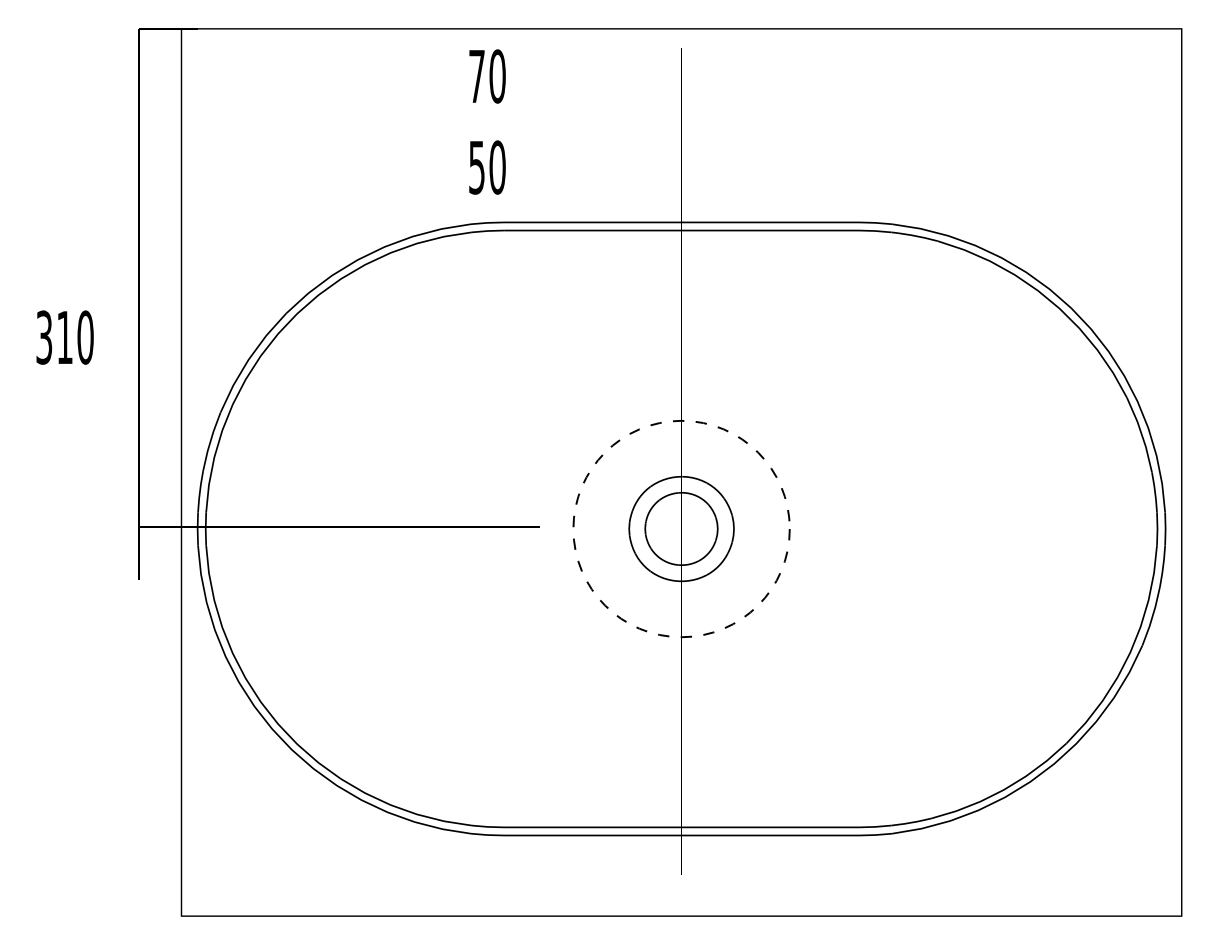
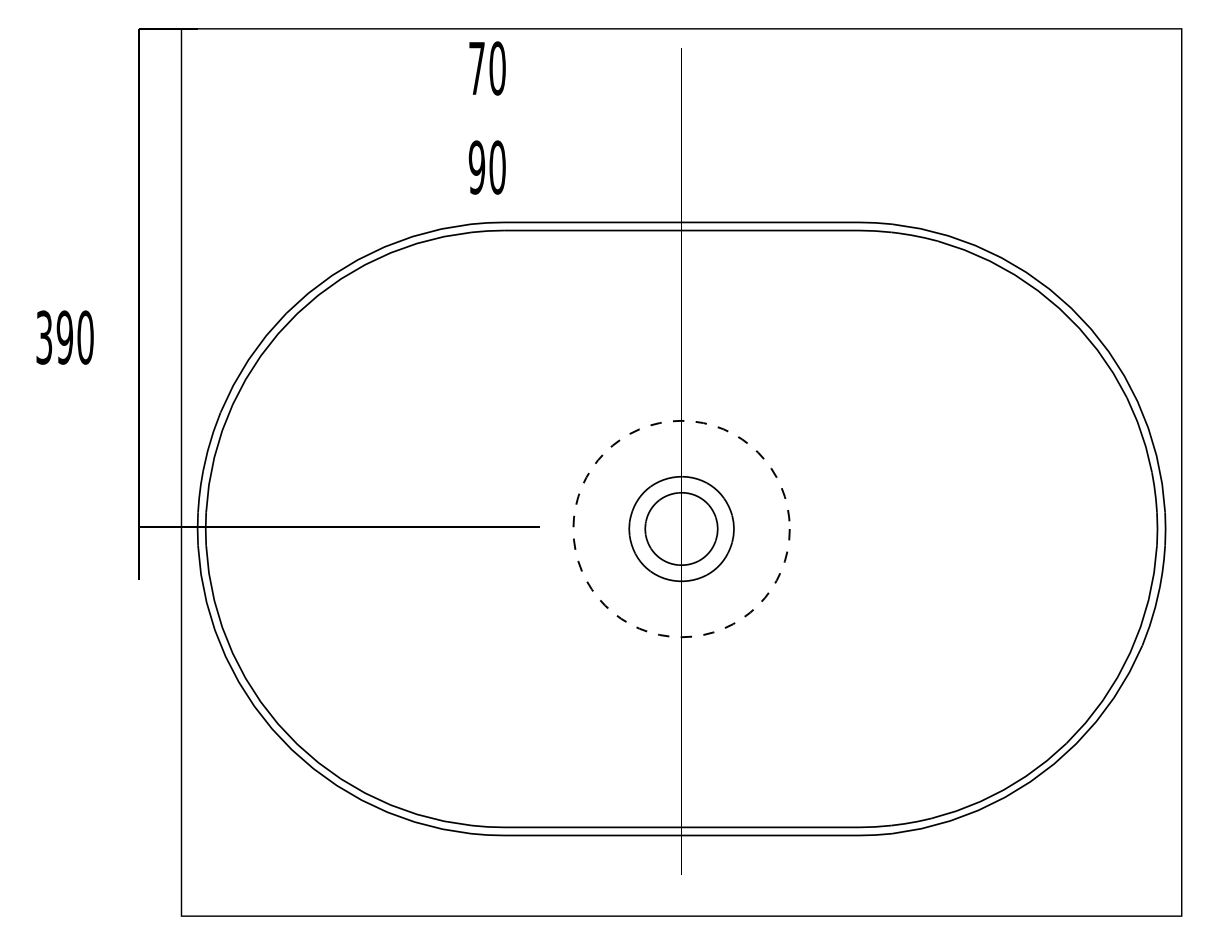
text position: (487, 76) -> (487, 68) (487, 68)
text: 50 -> 90 (476, 167)
text: 310 -> 390 (64, 337)
